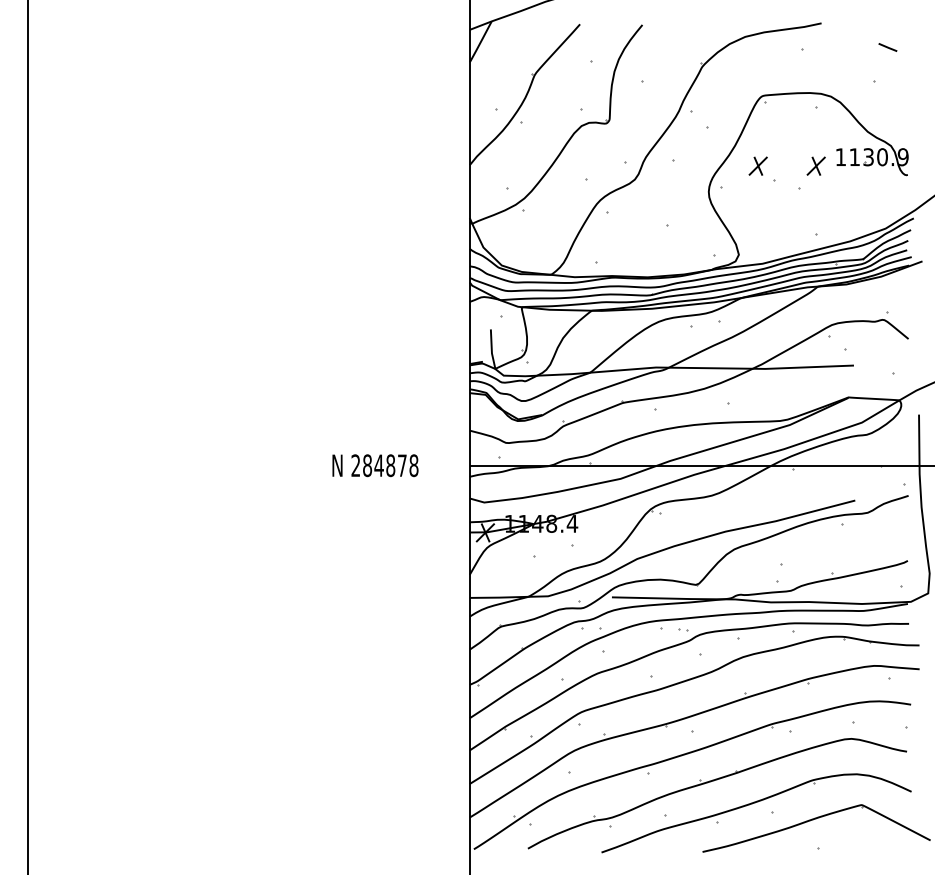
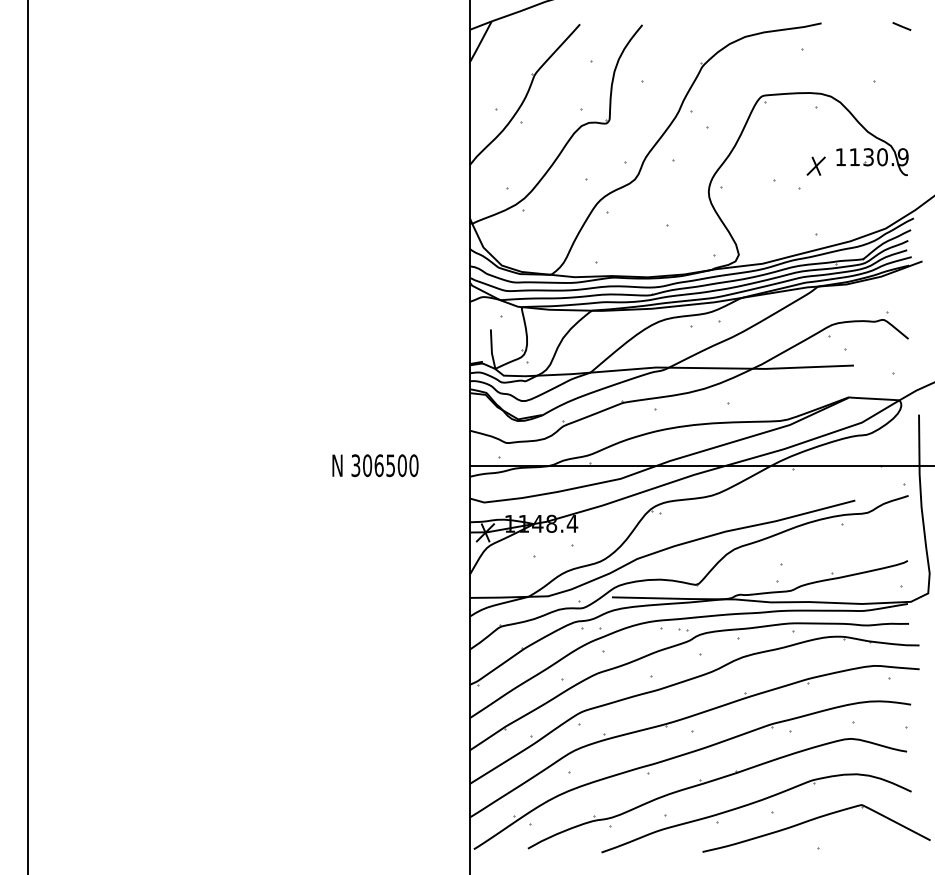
line position: (887, 47) -> (901, 26) (901, 26)
part: present -> none (757, 165)
text: 284878 -> 306500 (384, 465)
